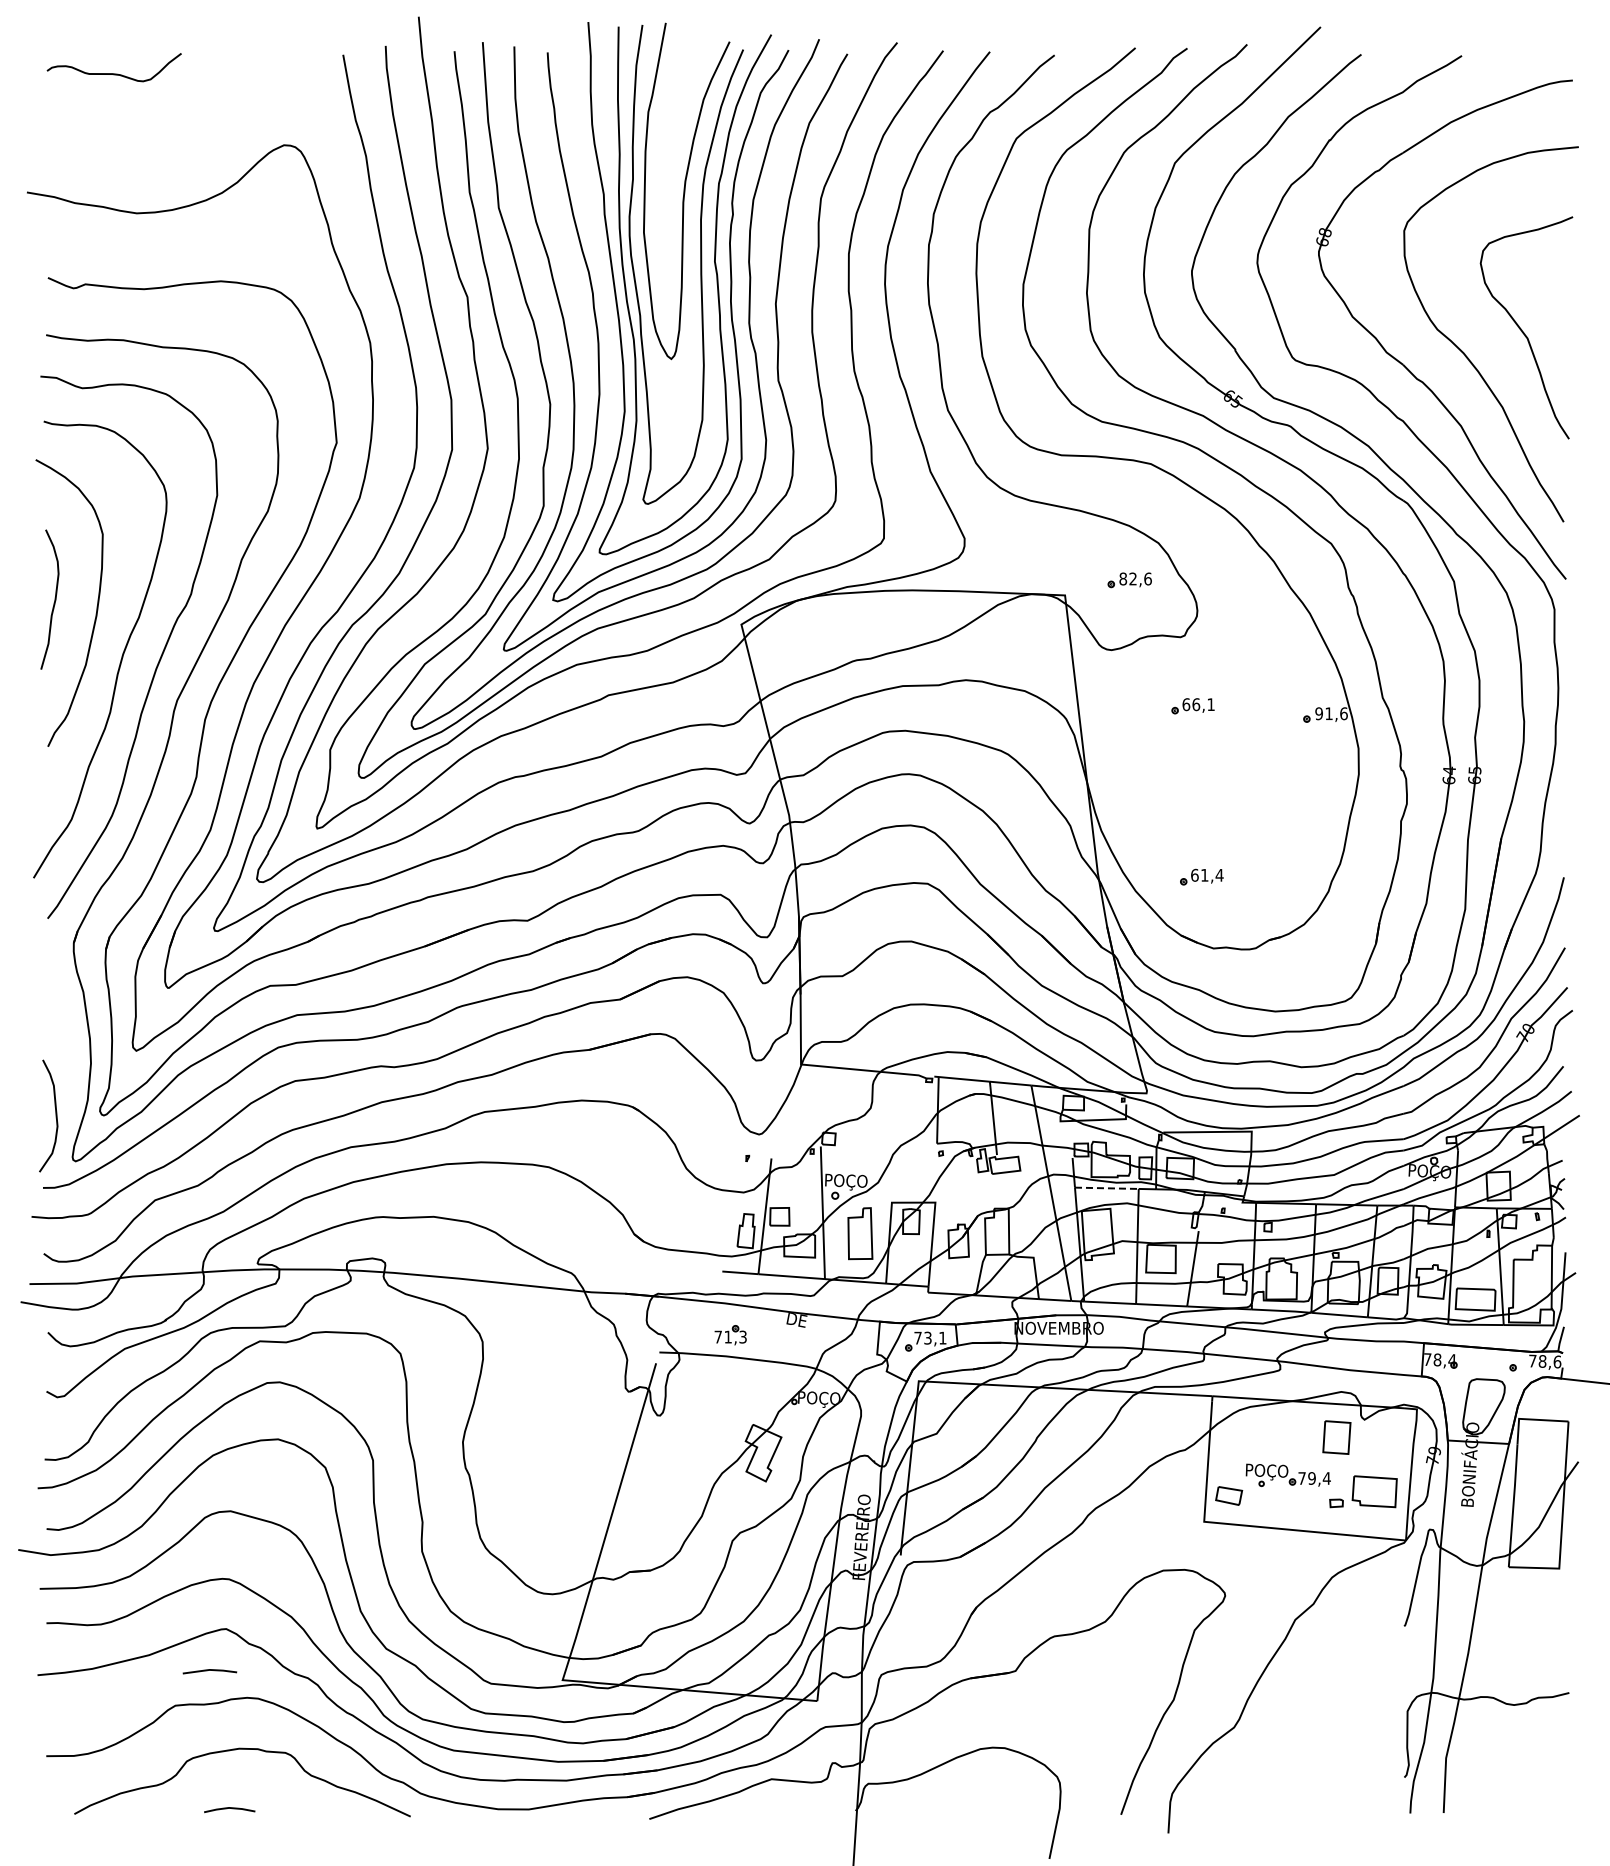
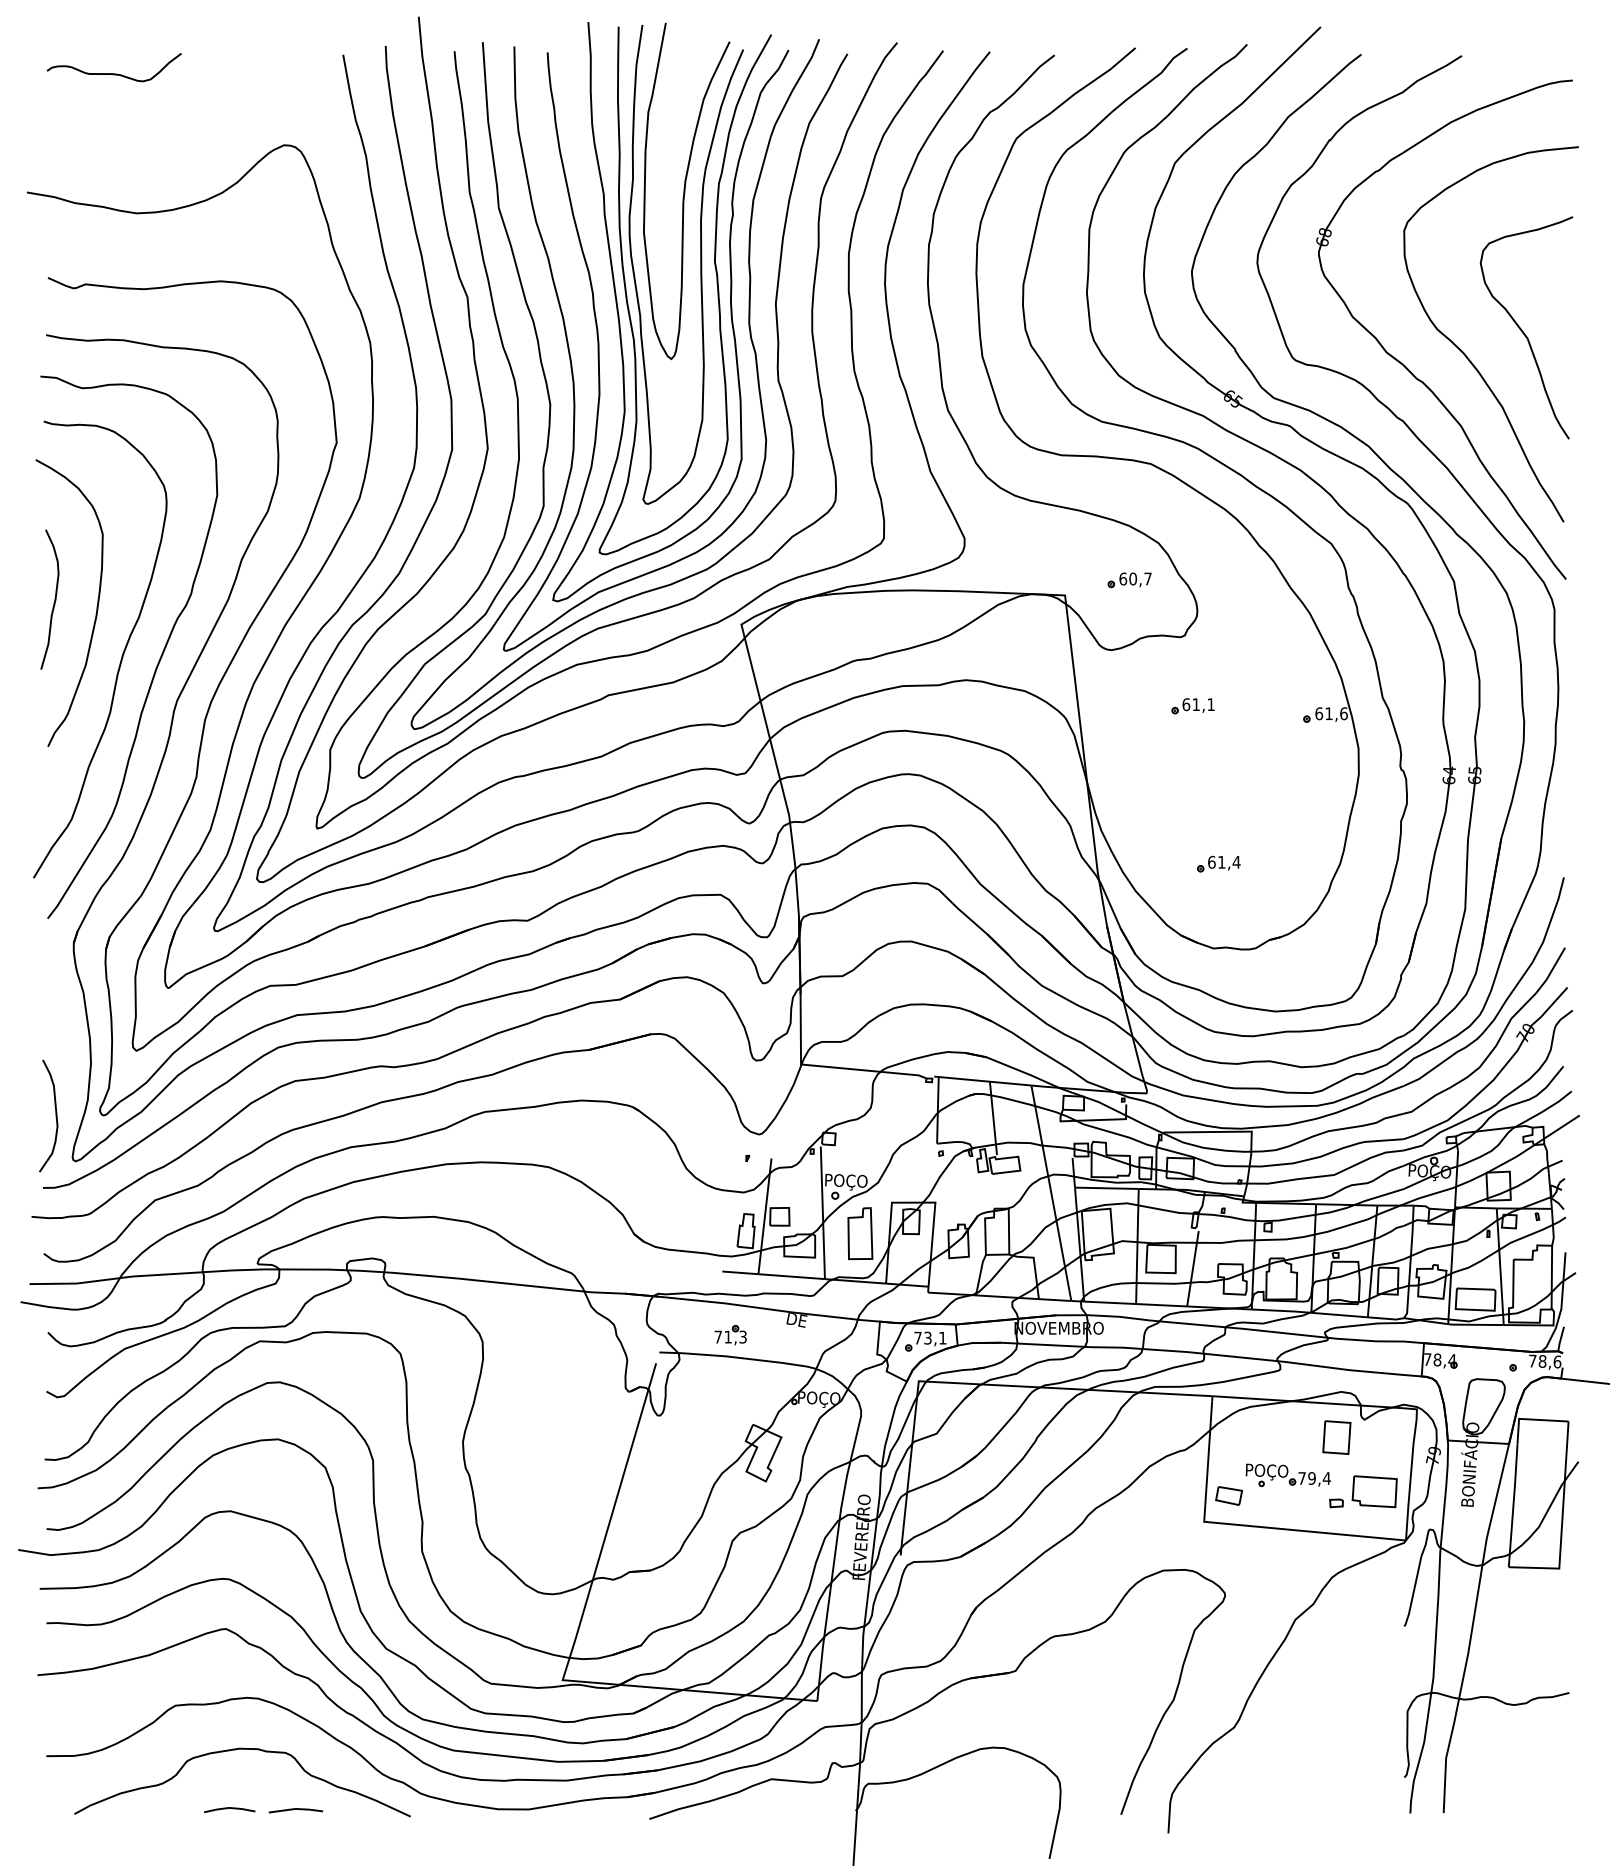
text: 82,6 -> 60,7 (1135, 578)
text: 66,1 -> 61,1 (1196, 704)
text: 91,6 -> 61,6 (1319, 713)
part position: (1201, 876) -> (1218, 863) (1218, 863)
line: dashed -> solid (1106, 1188)
line position: (209, 1670) -> (295, 1809) (295, 1809)
